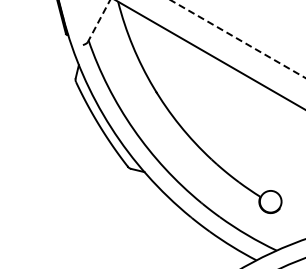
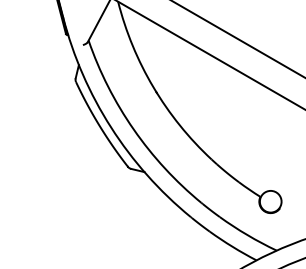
line: dashed -> solid (98, 21)
line: dashed -> solid (238, 39)
